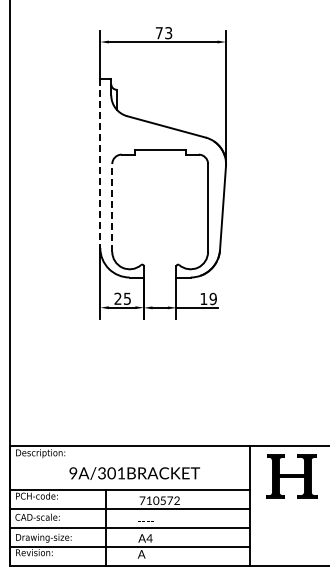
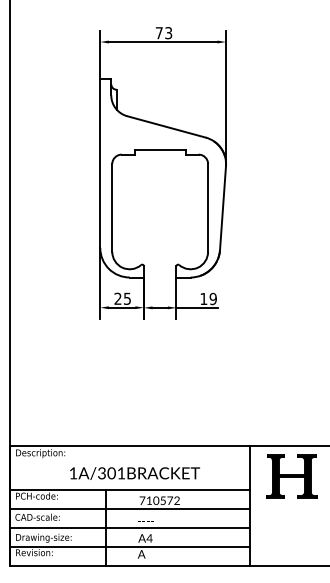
line: dashed -> solid (100, 163)
line: dashed -> solid (112, 207)
text: 9A/301 -> 1A/301 (73, 473)
